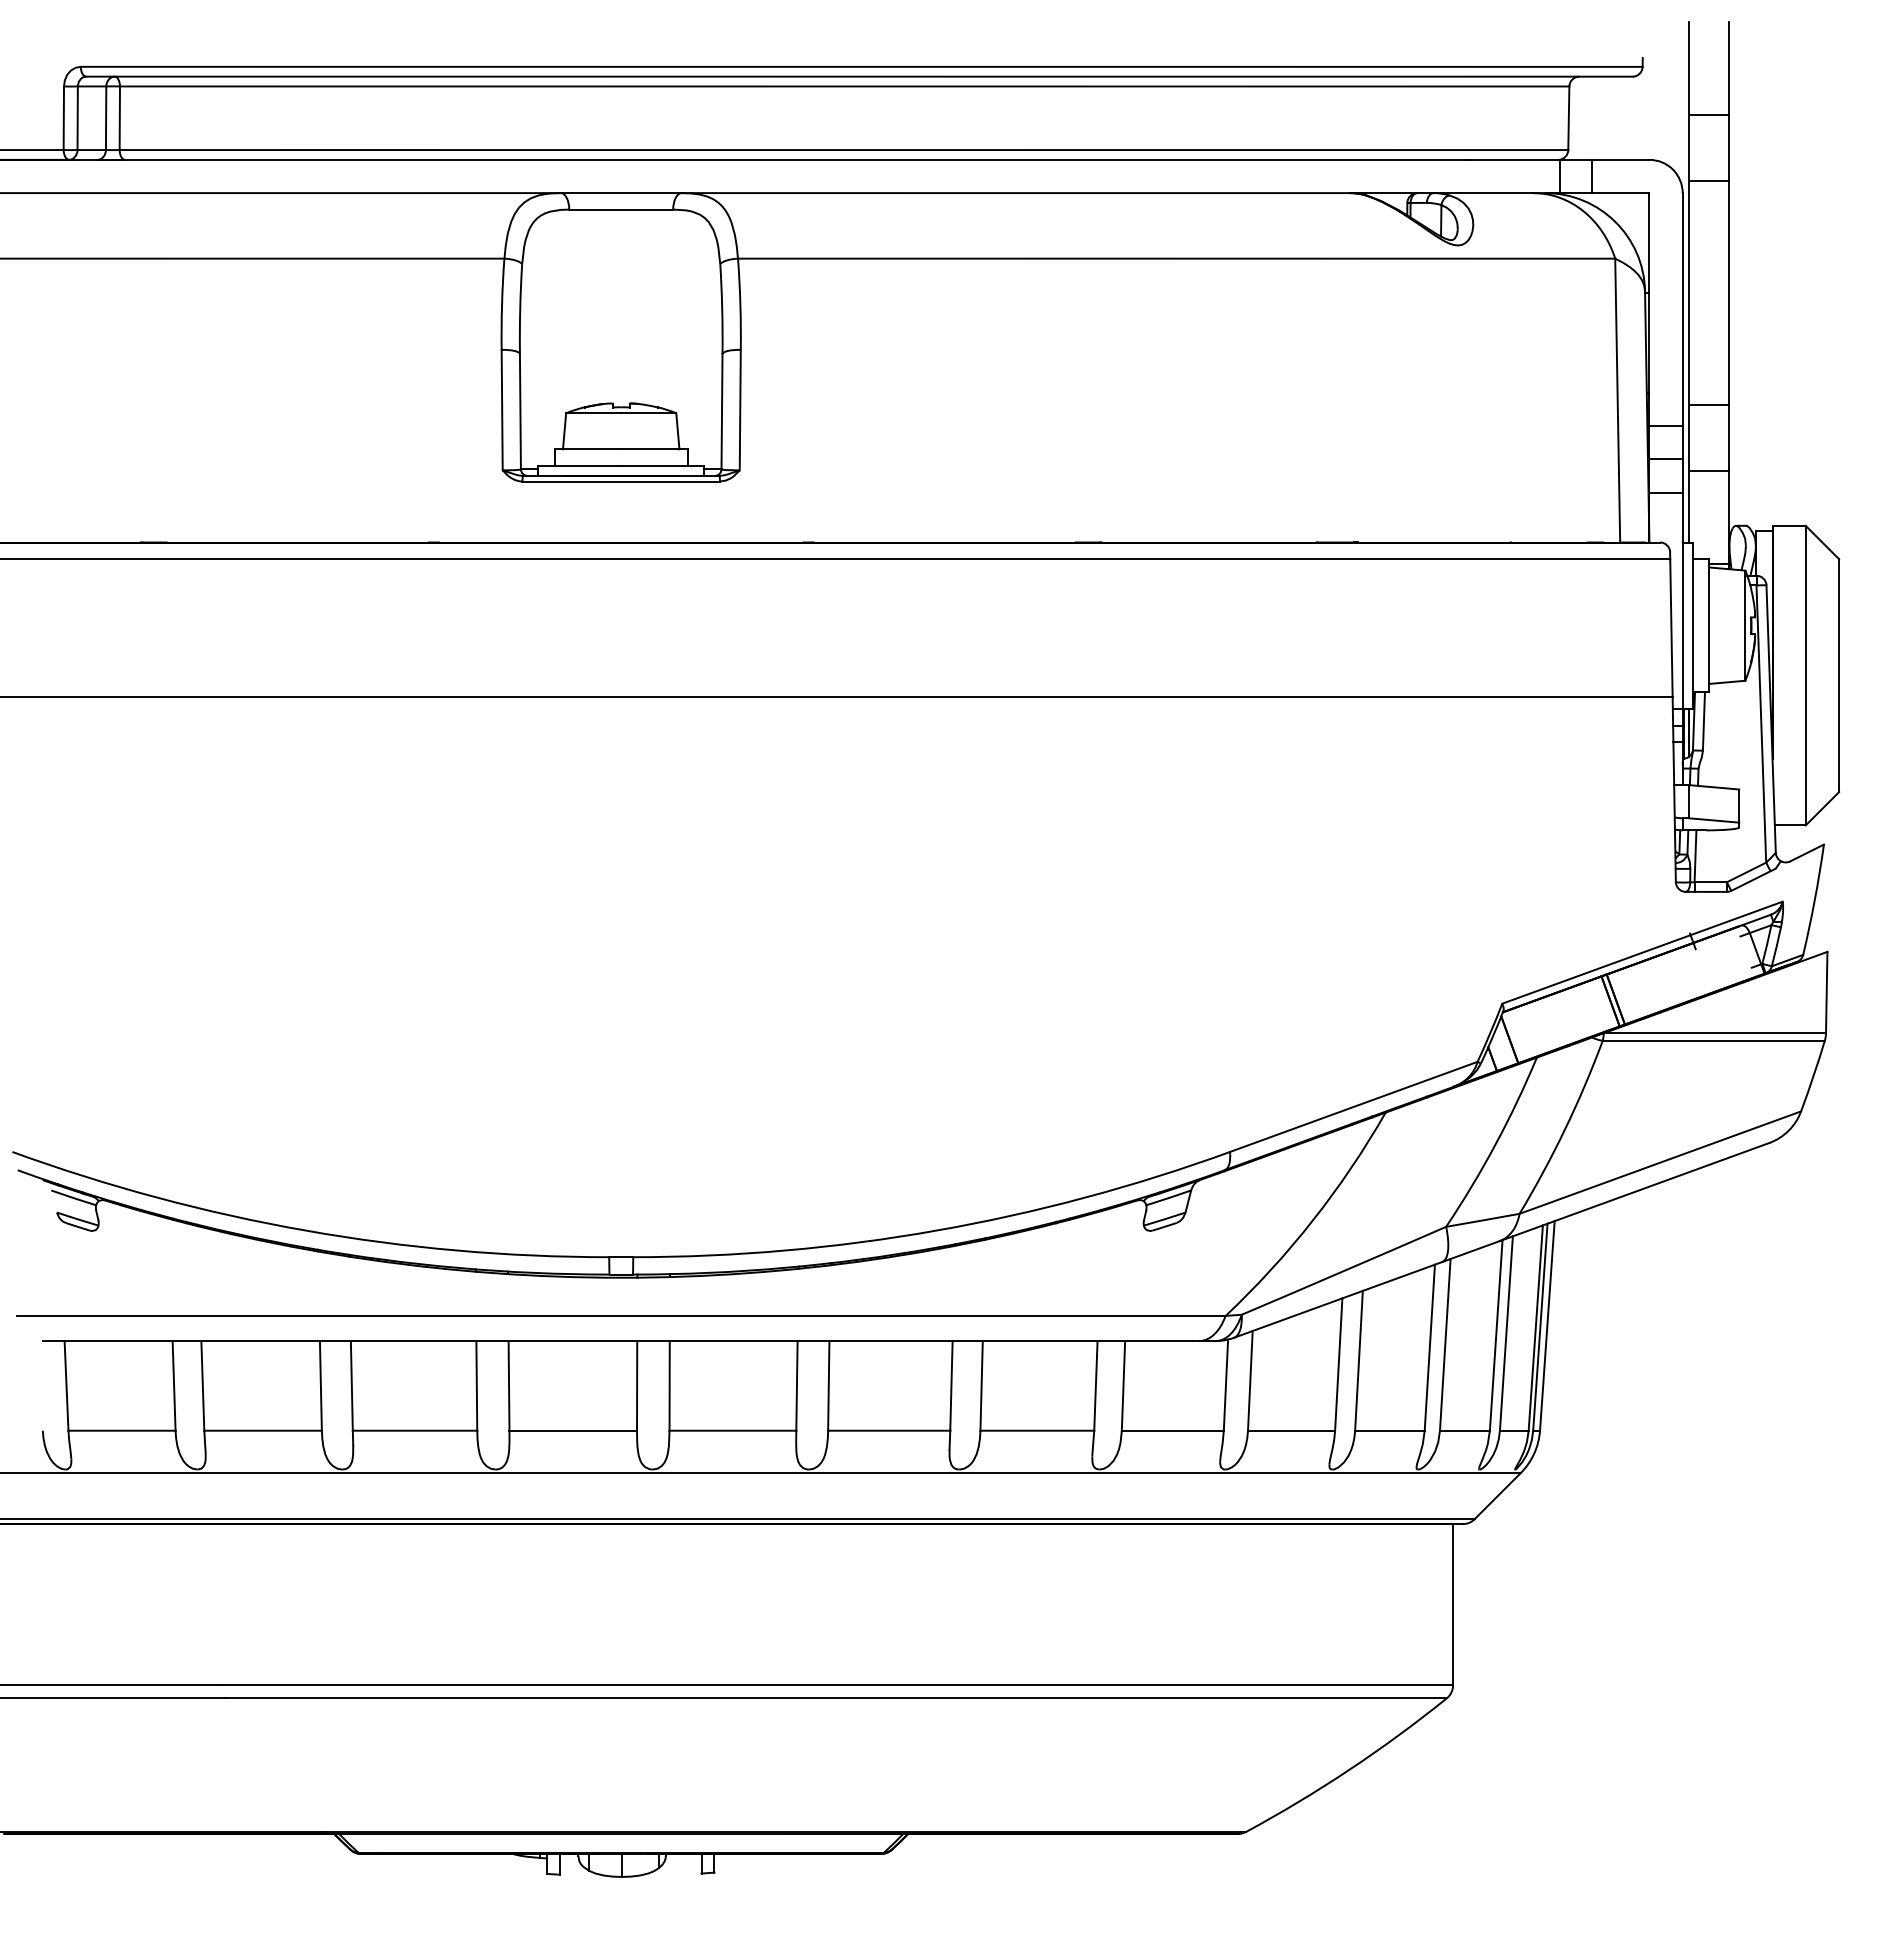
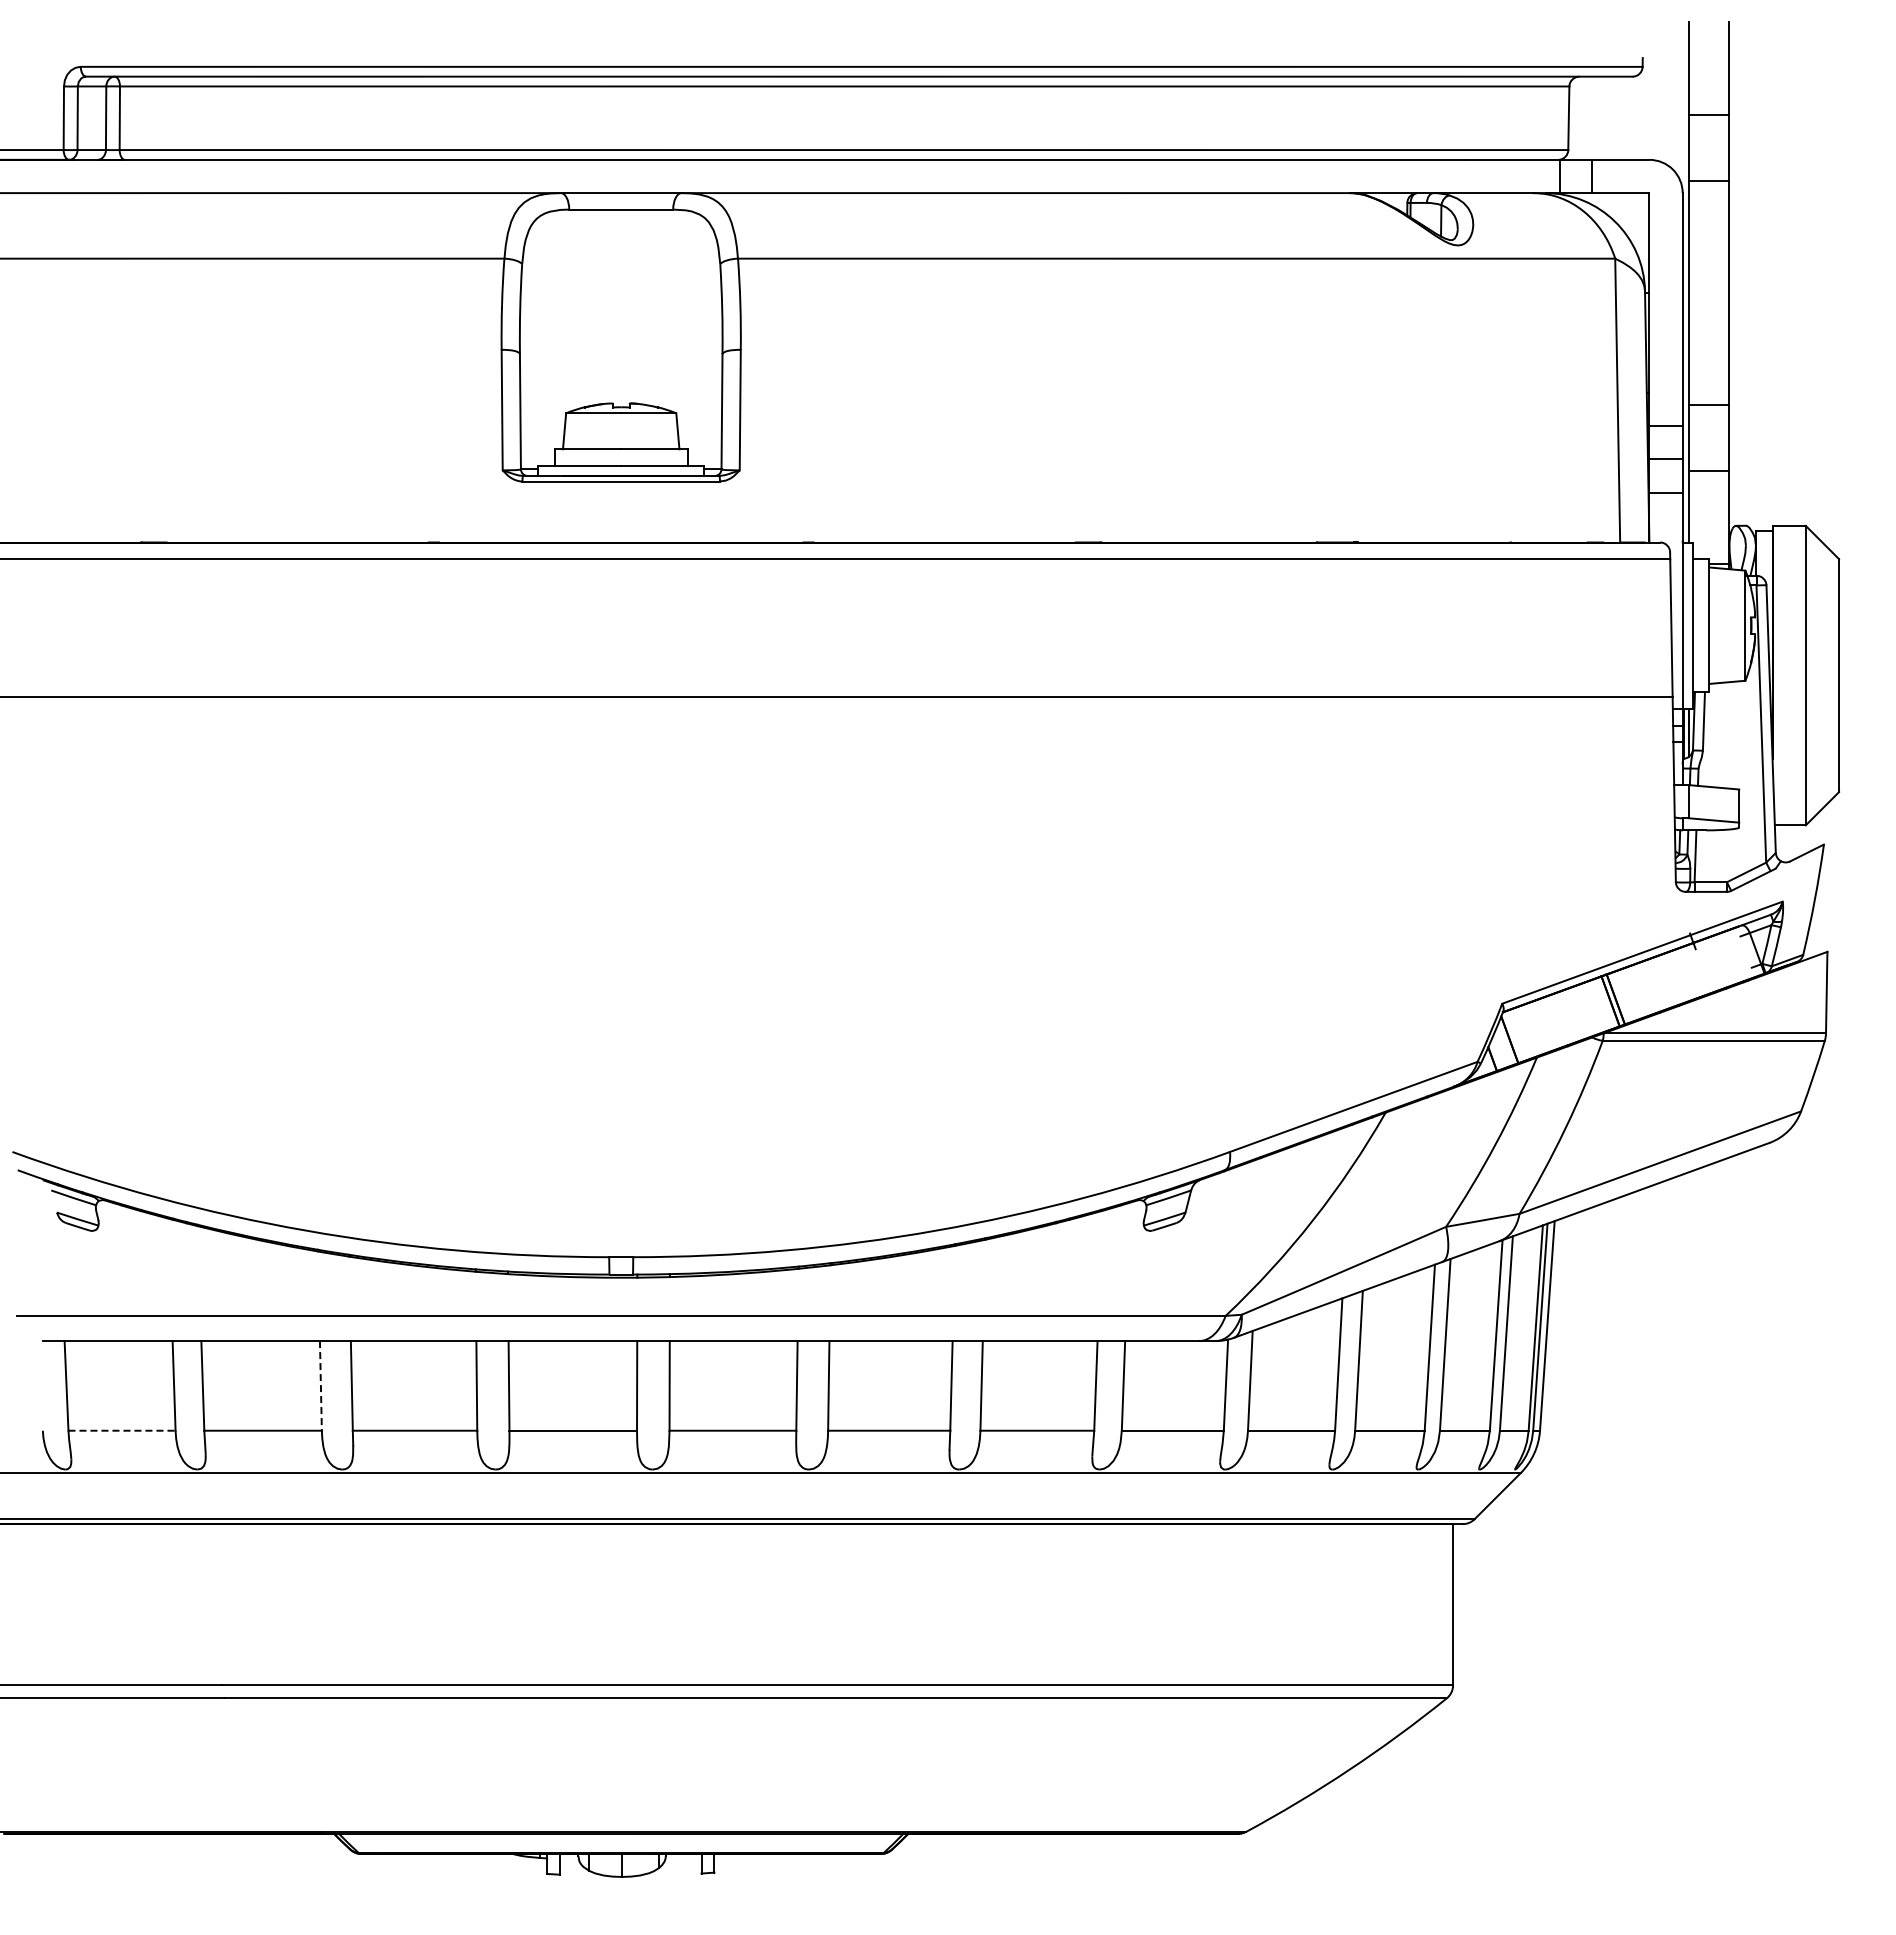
line: solid -> dashed (320, 1385)
line: solid -> dashed (122, 1430)
